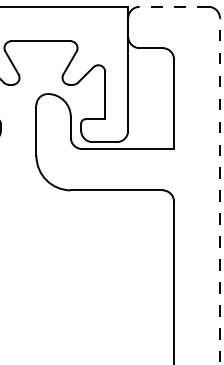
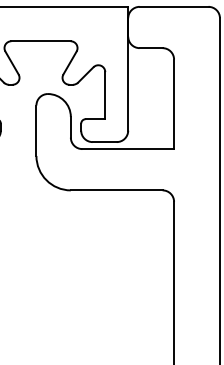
line: dashed -> solid (173, 6)
line: dashed -> solid (219, 191)
